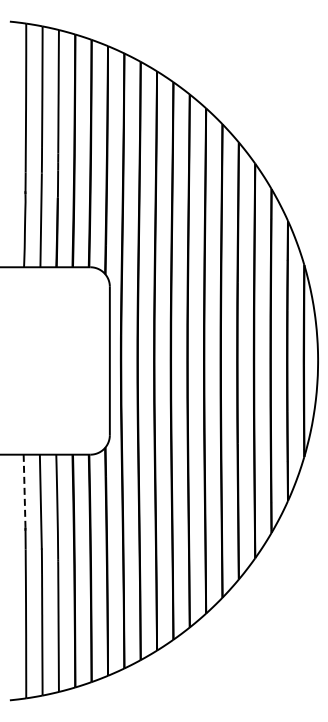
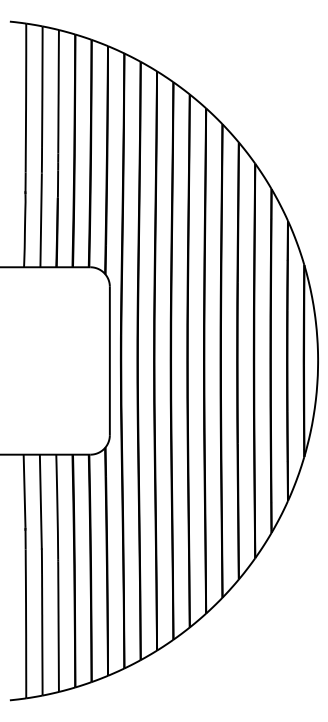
line: dashed -> solid (24, 491)
